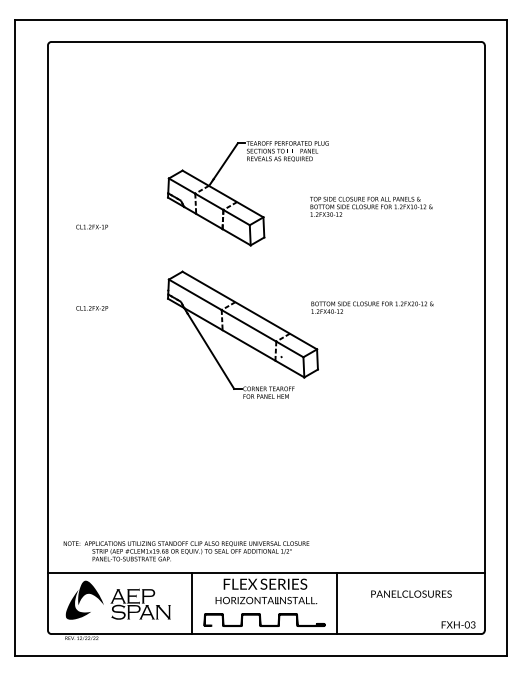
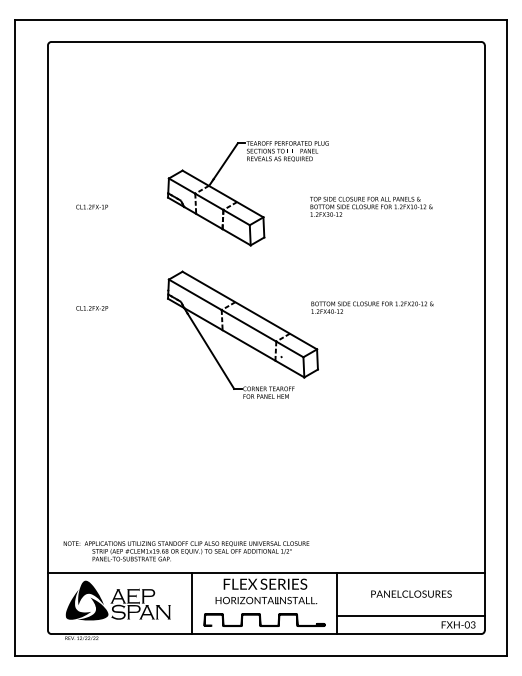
text position: (91, 226) -> (91, 206) (91, 206)
fill: none -> present (92, 608)
line: none -> present (410, 616)
